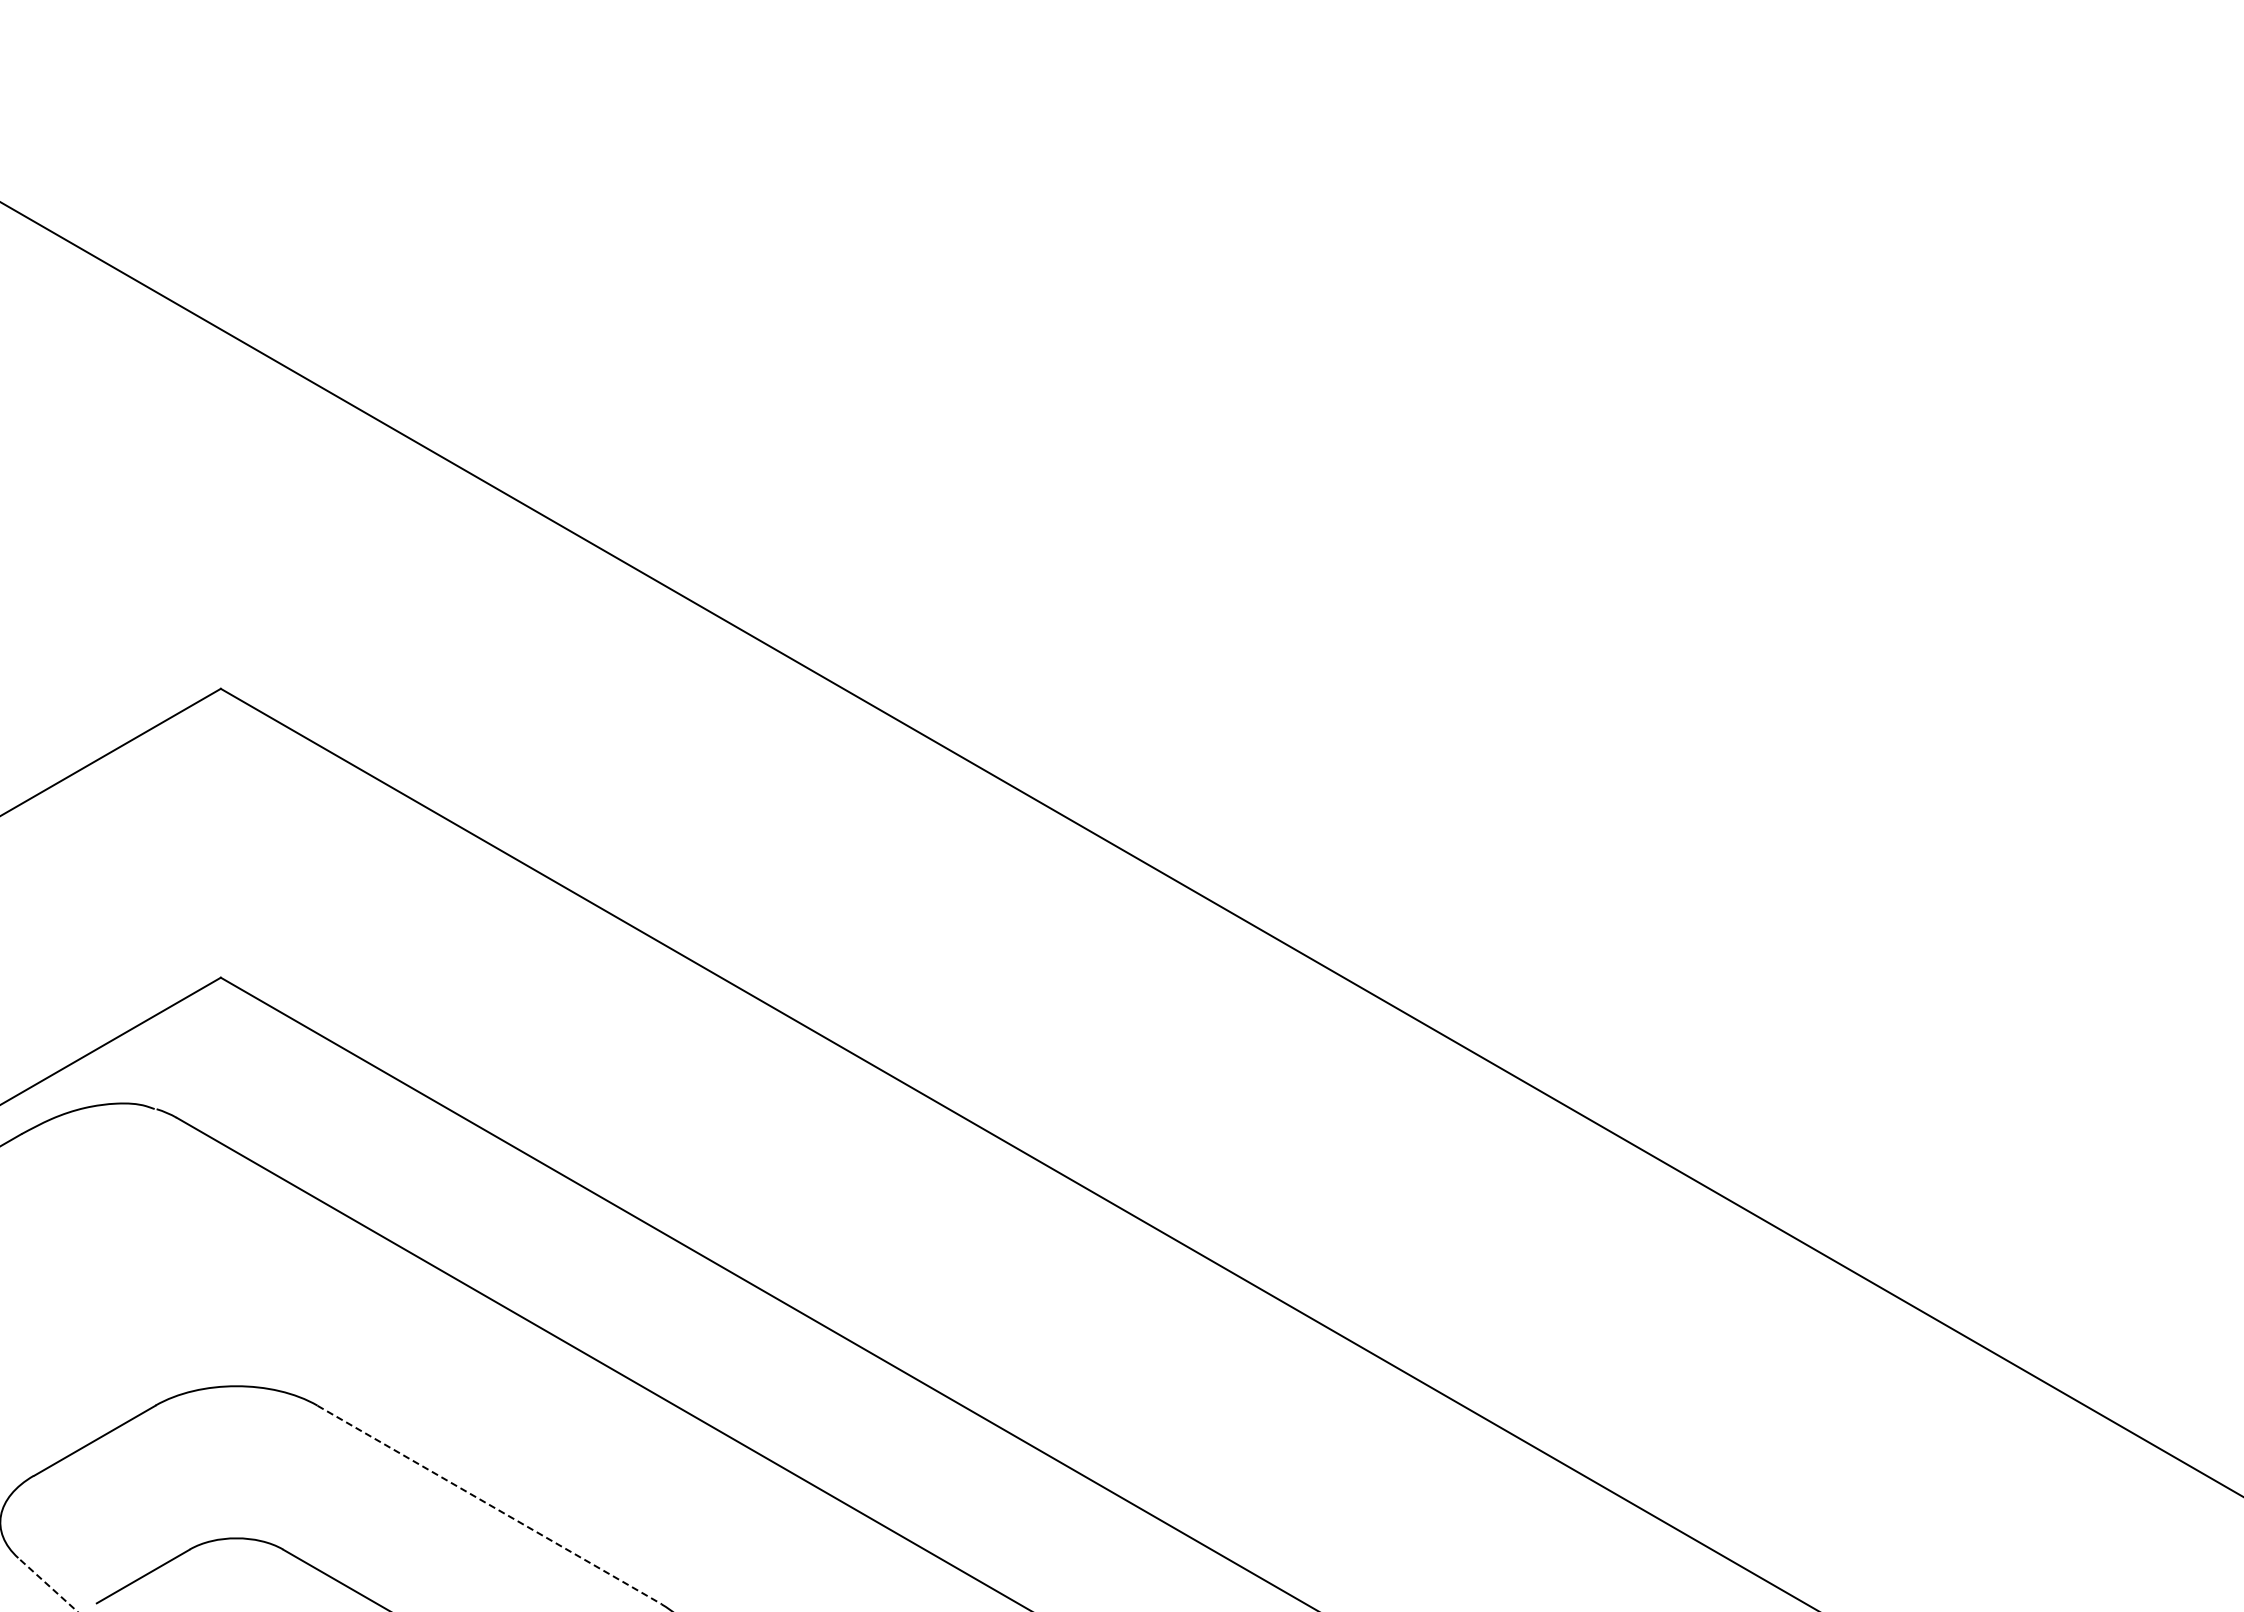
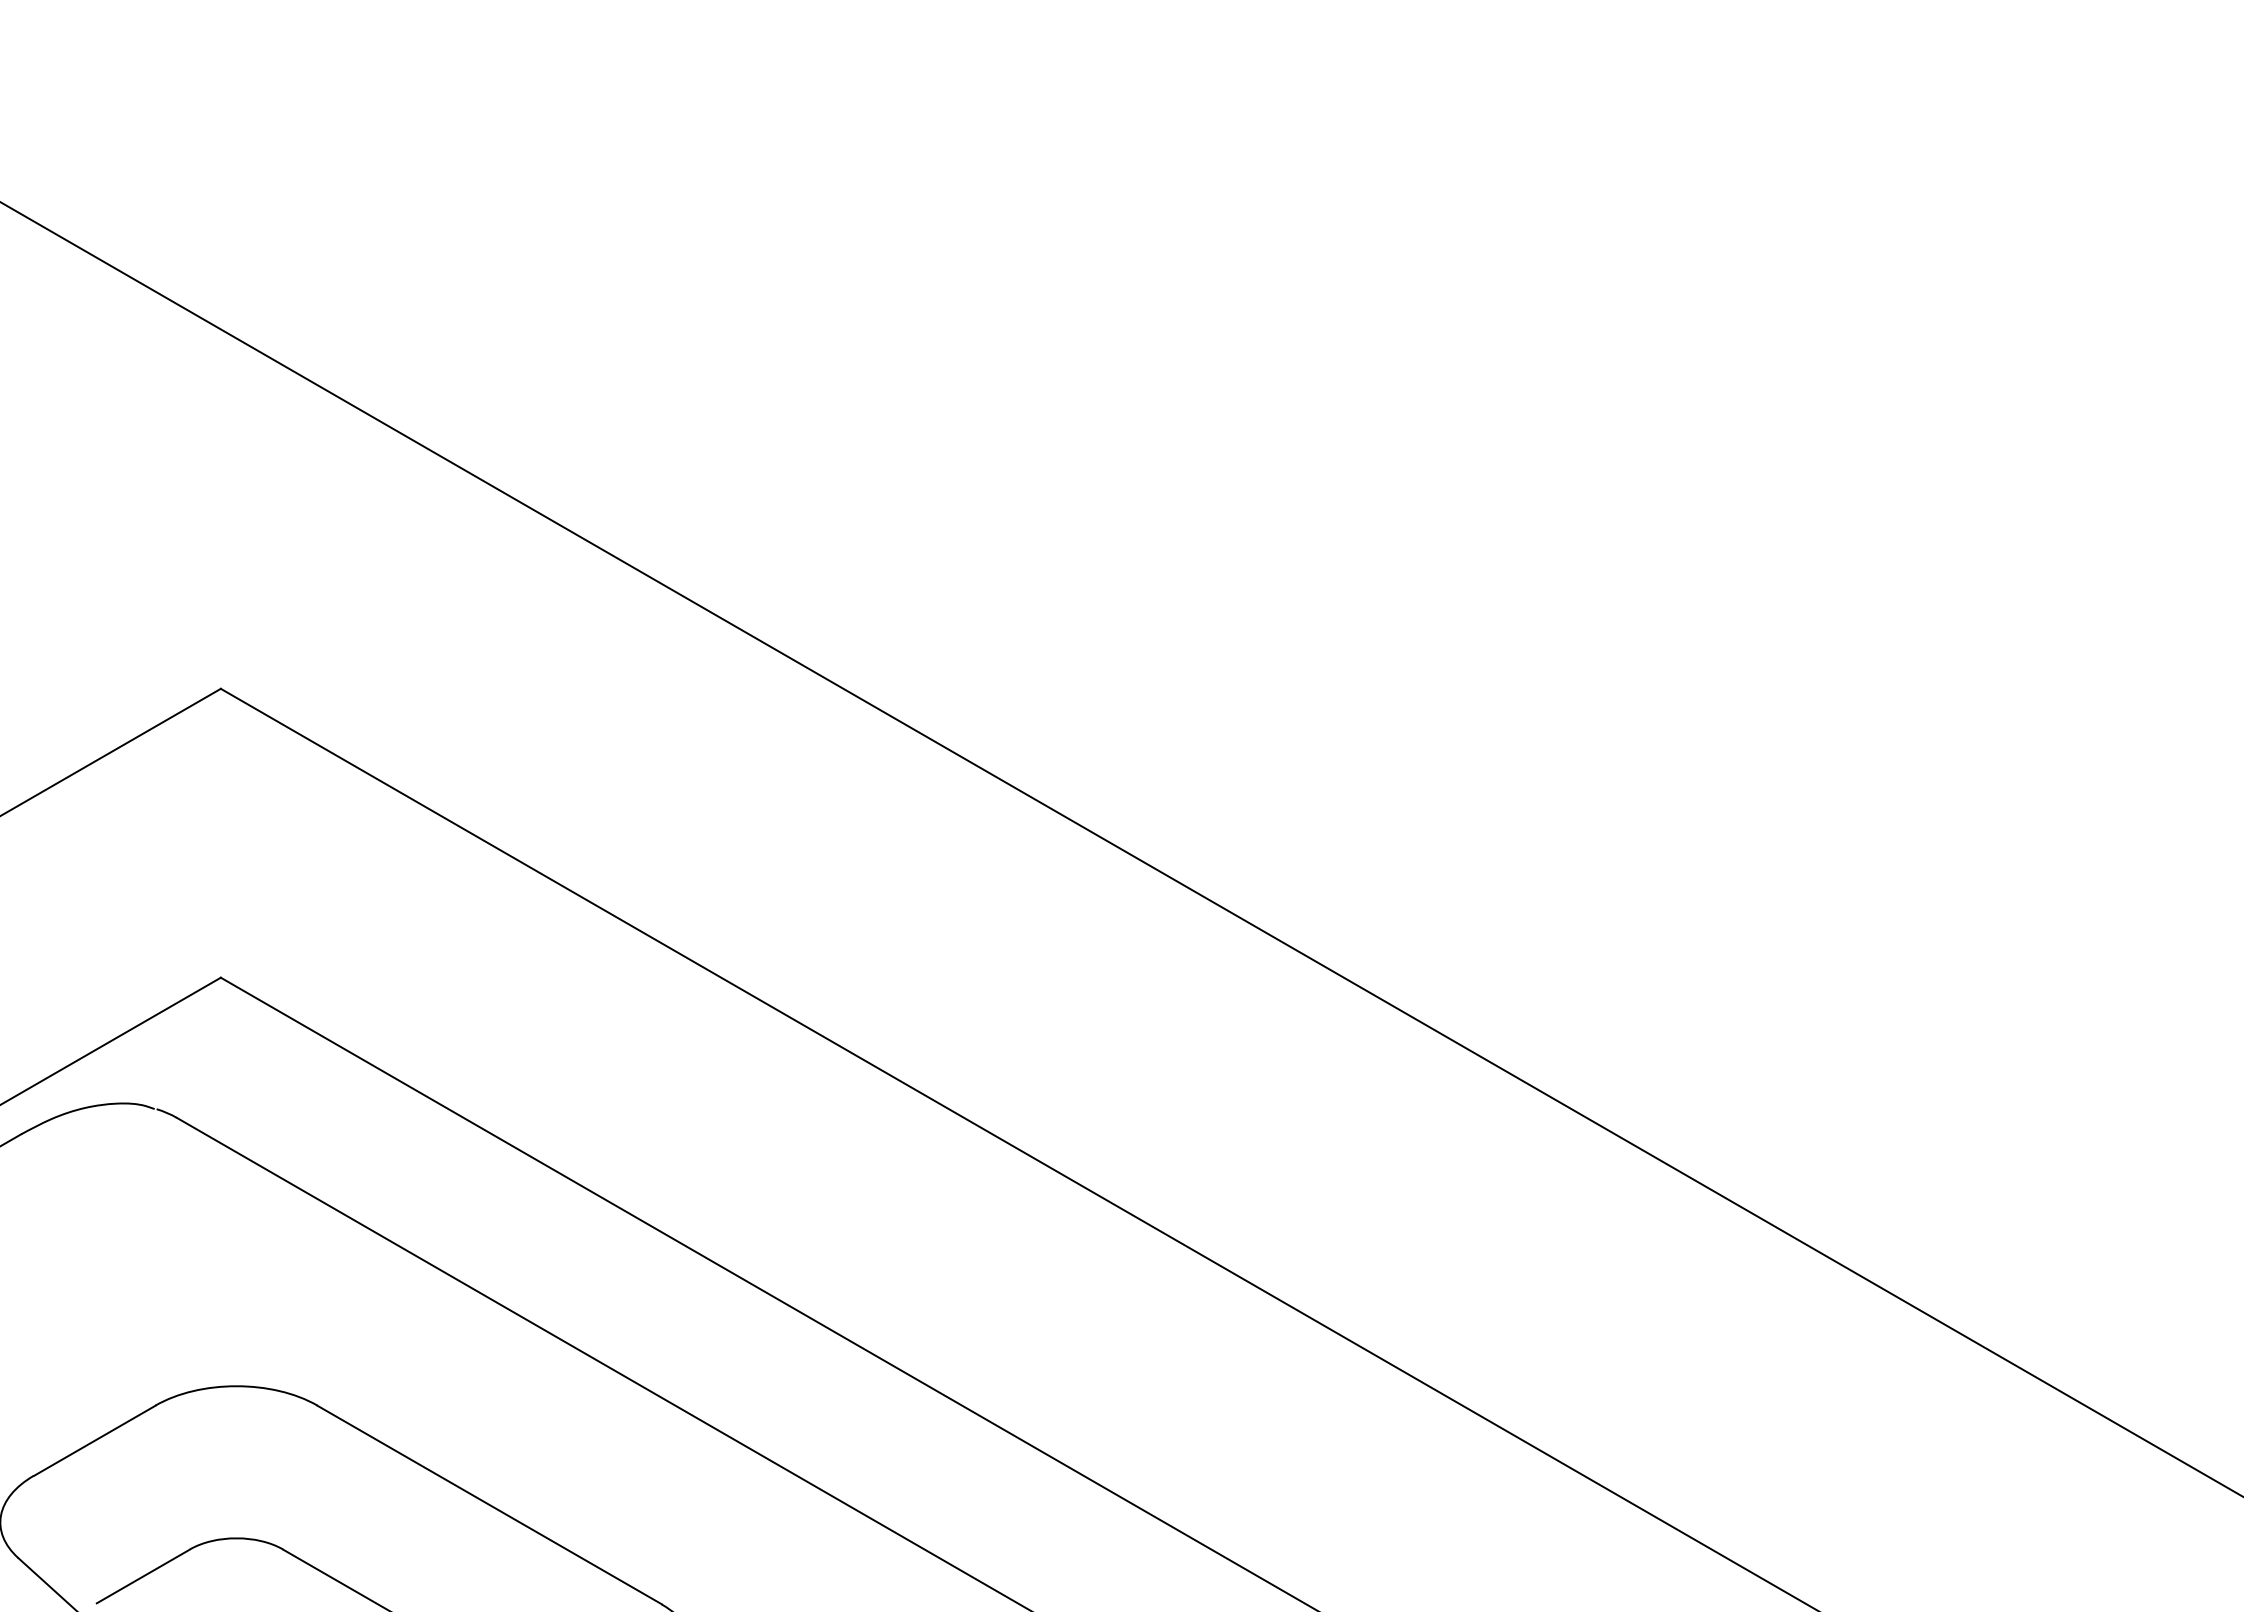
line: dashed -> solid (489, 1505)
line: dashed -> solid (48, 1584)
